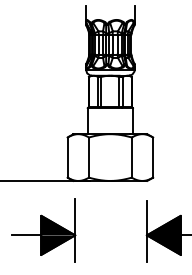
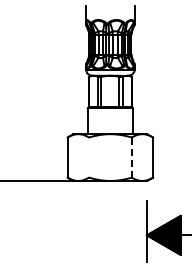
line: present -> none (88, 157)
line: solid -> dashed (131, 157)
part: present -> none (43, 230)
